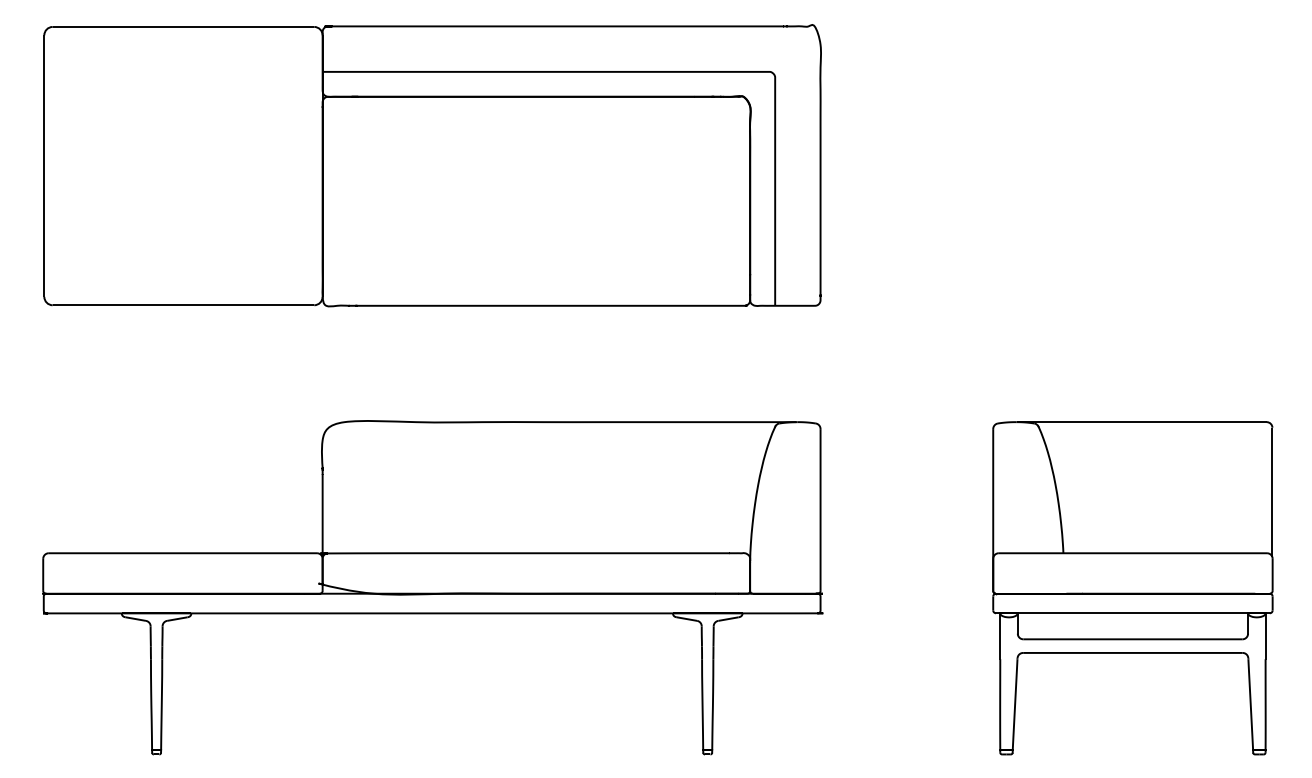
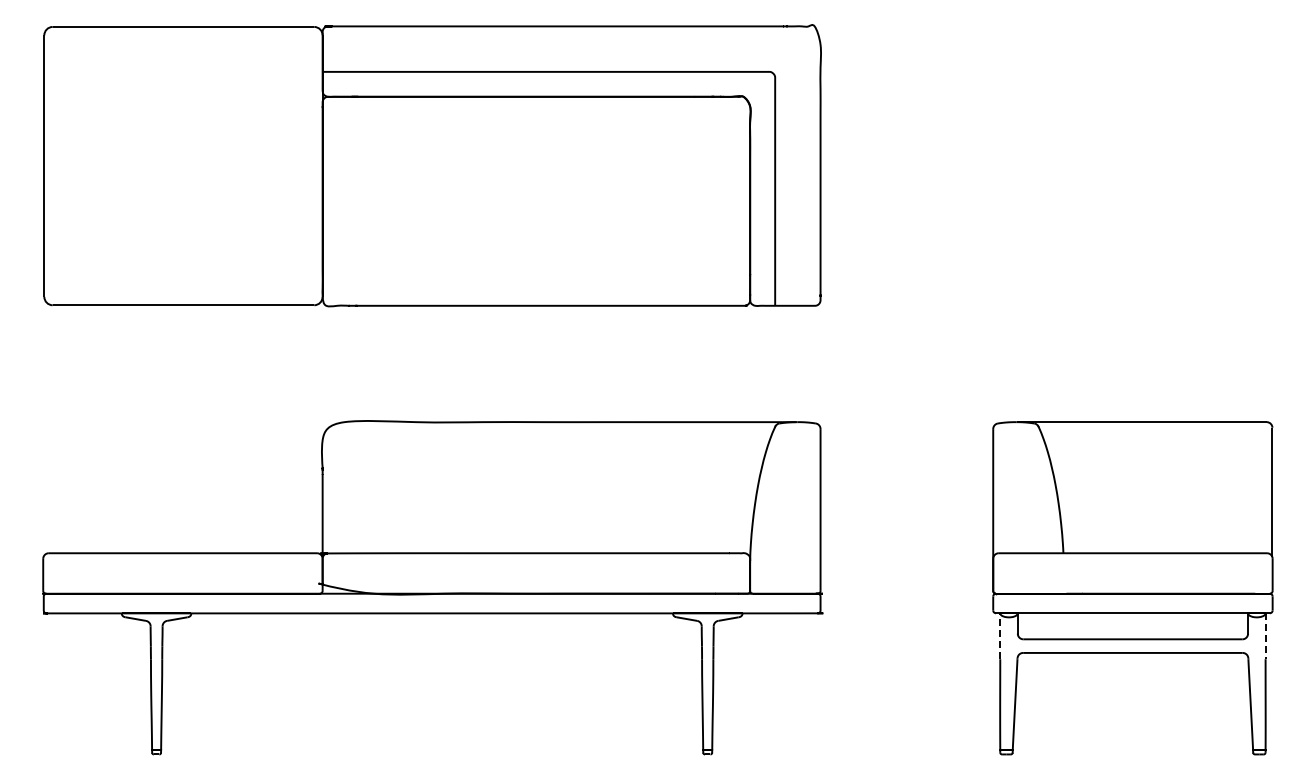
line: solid -> dashed (1000, 636)
line: solid -> dashed (1265, 636)
